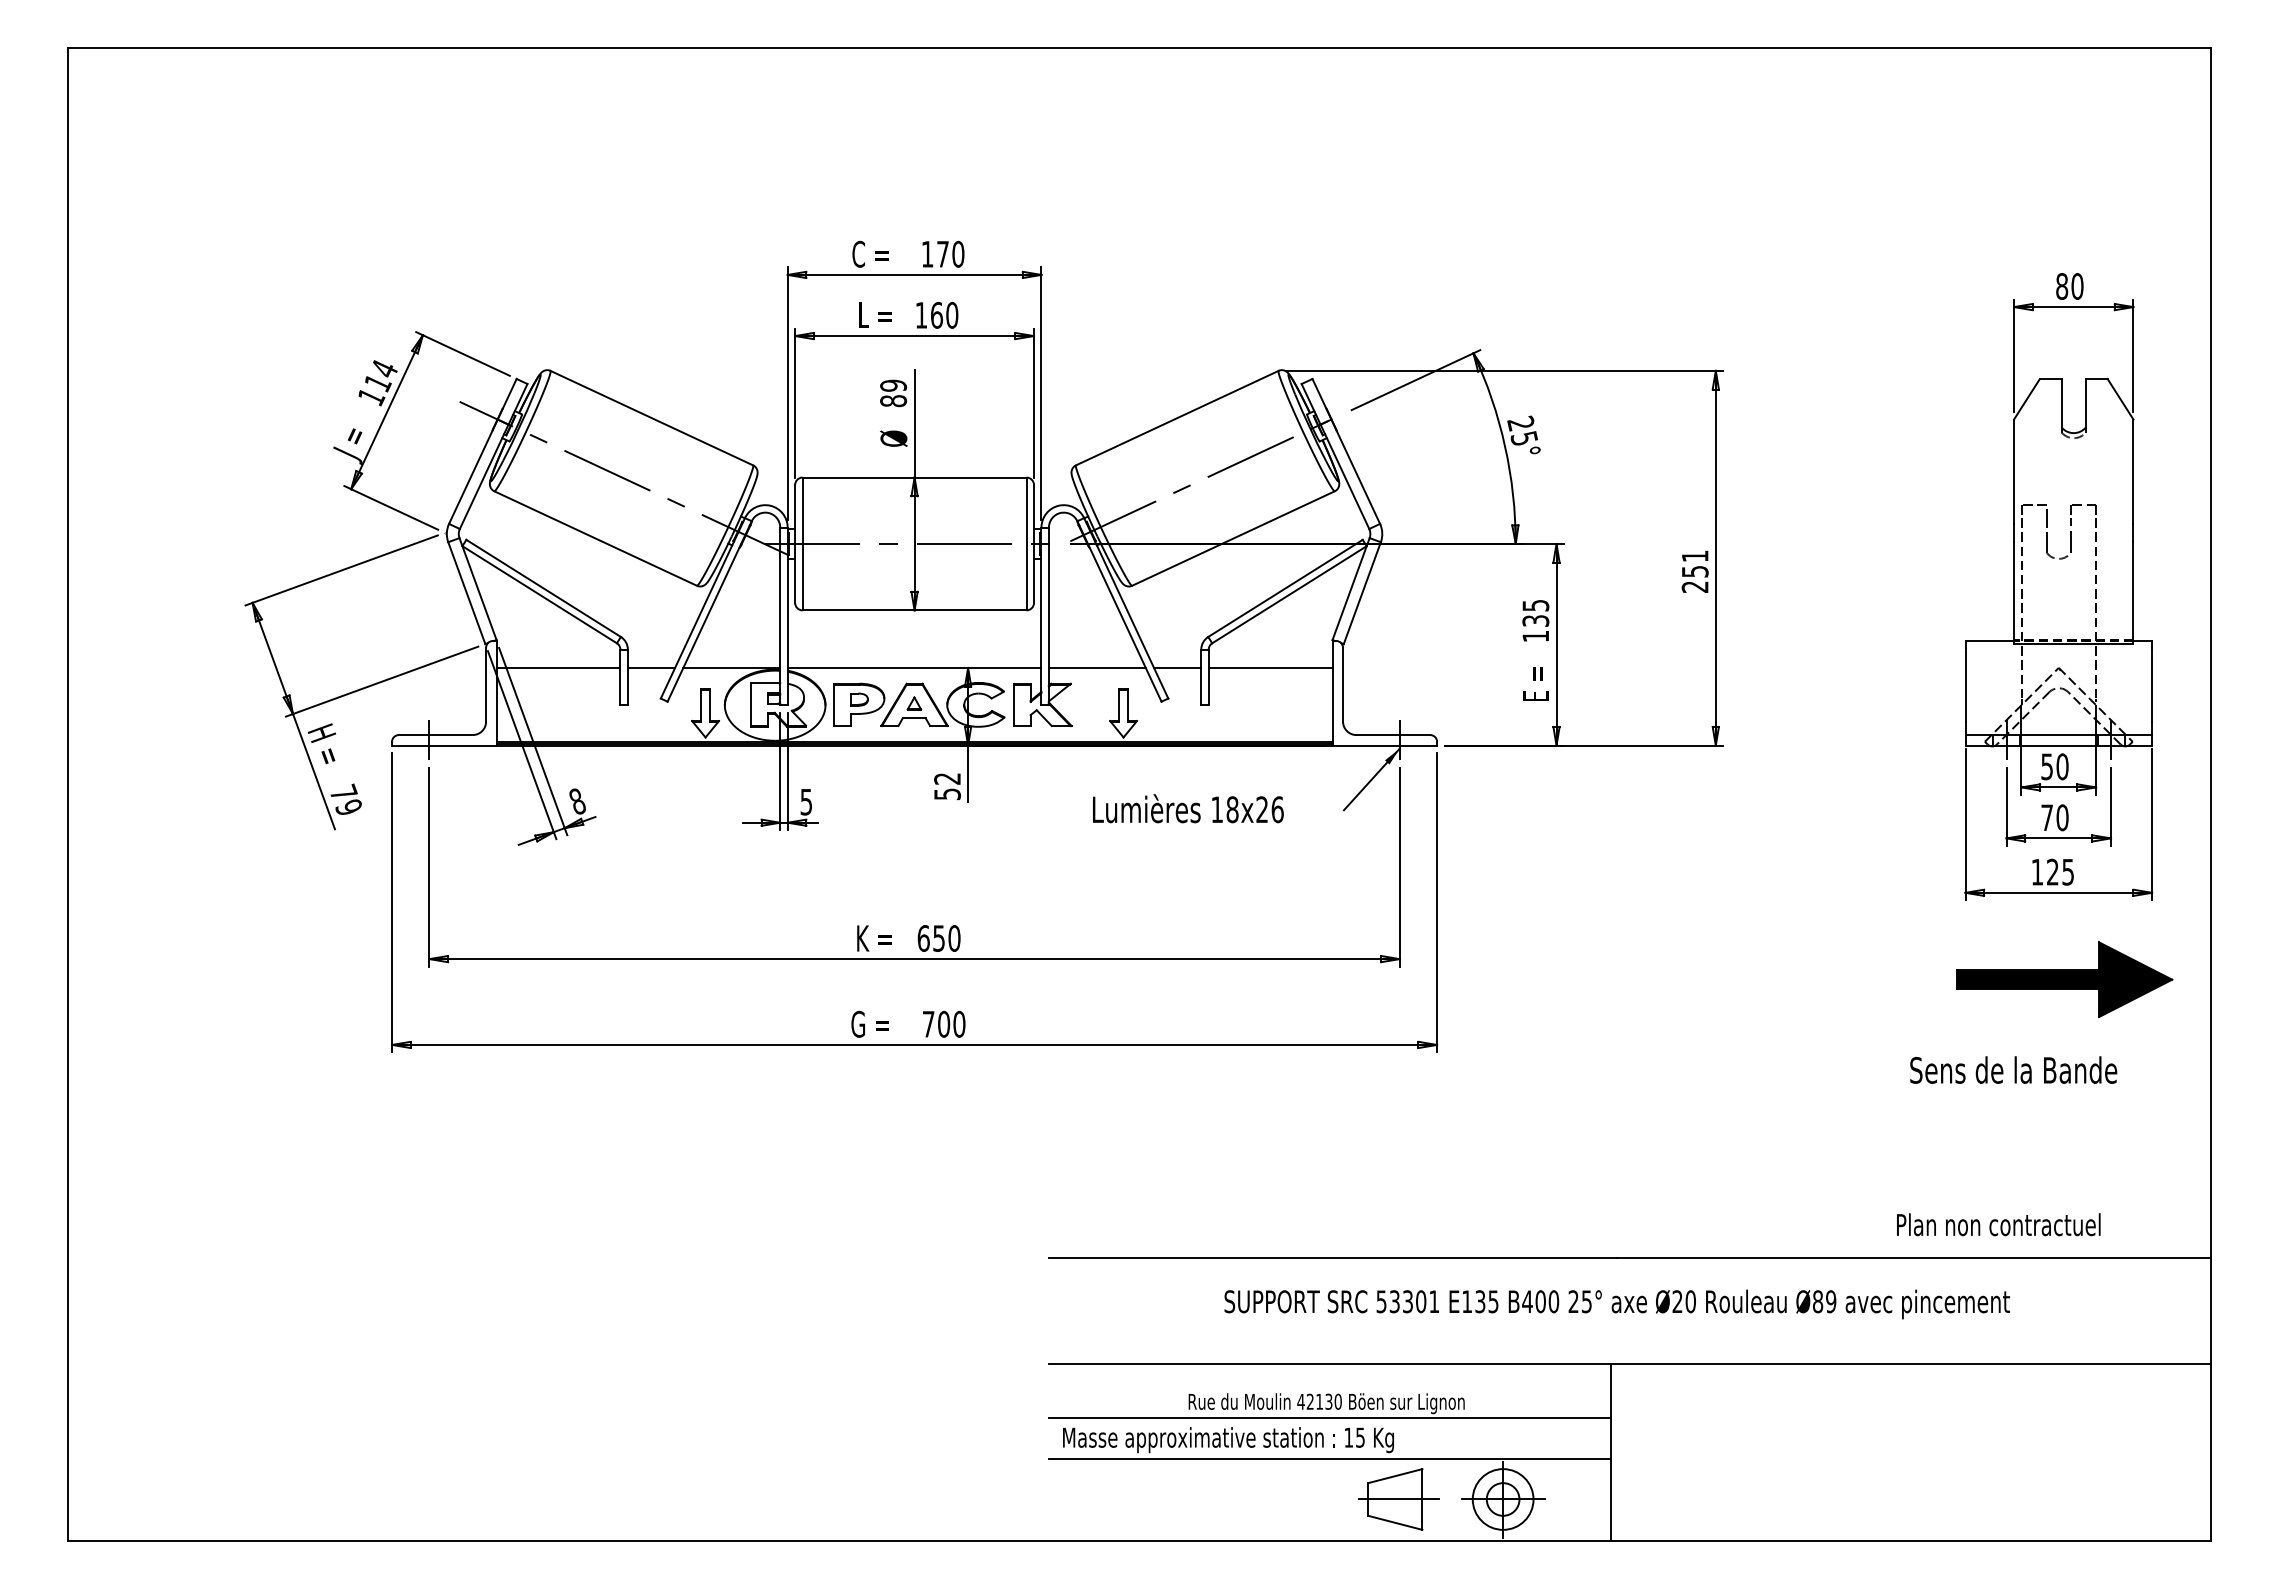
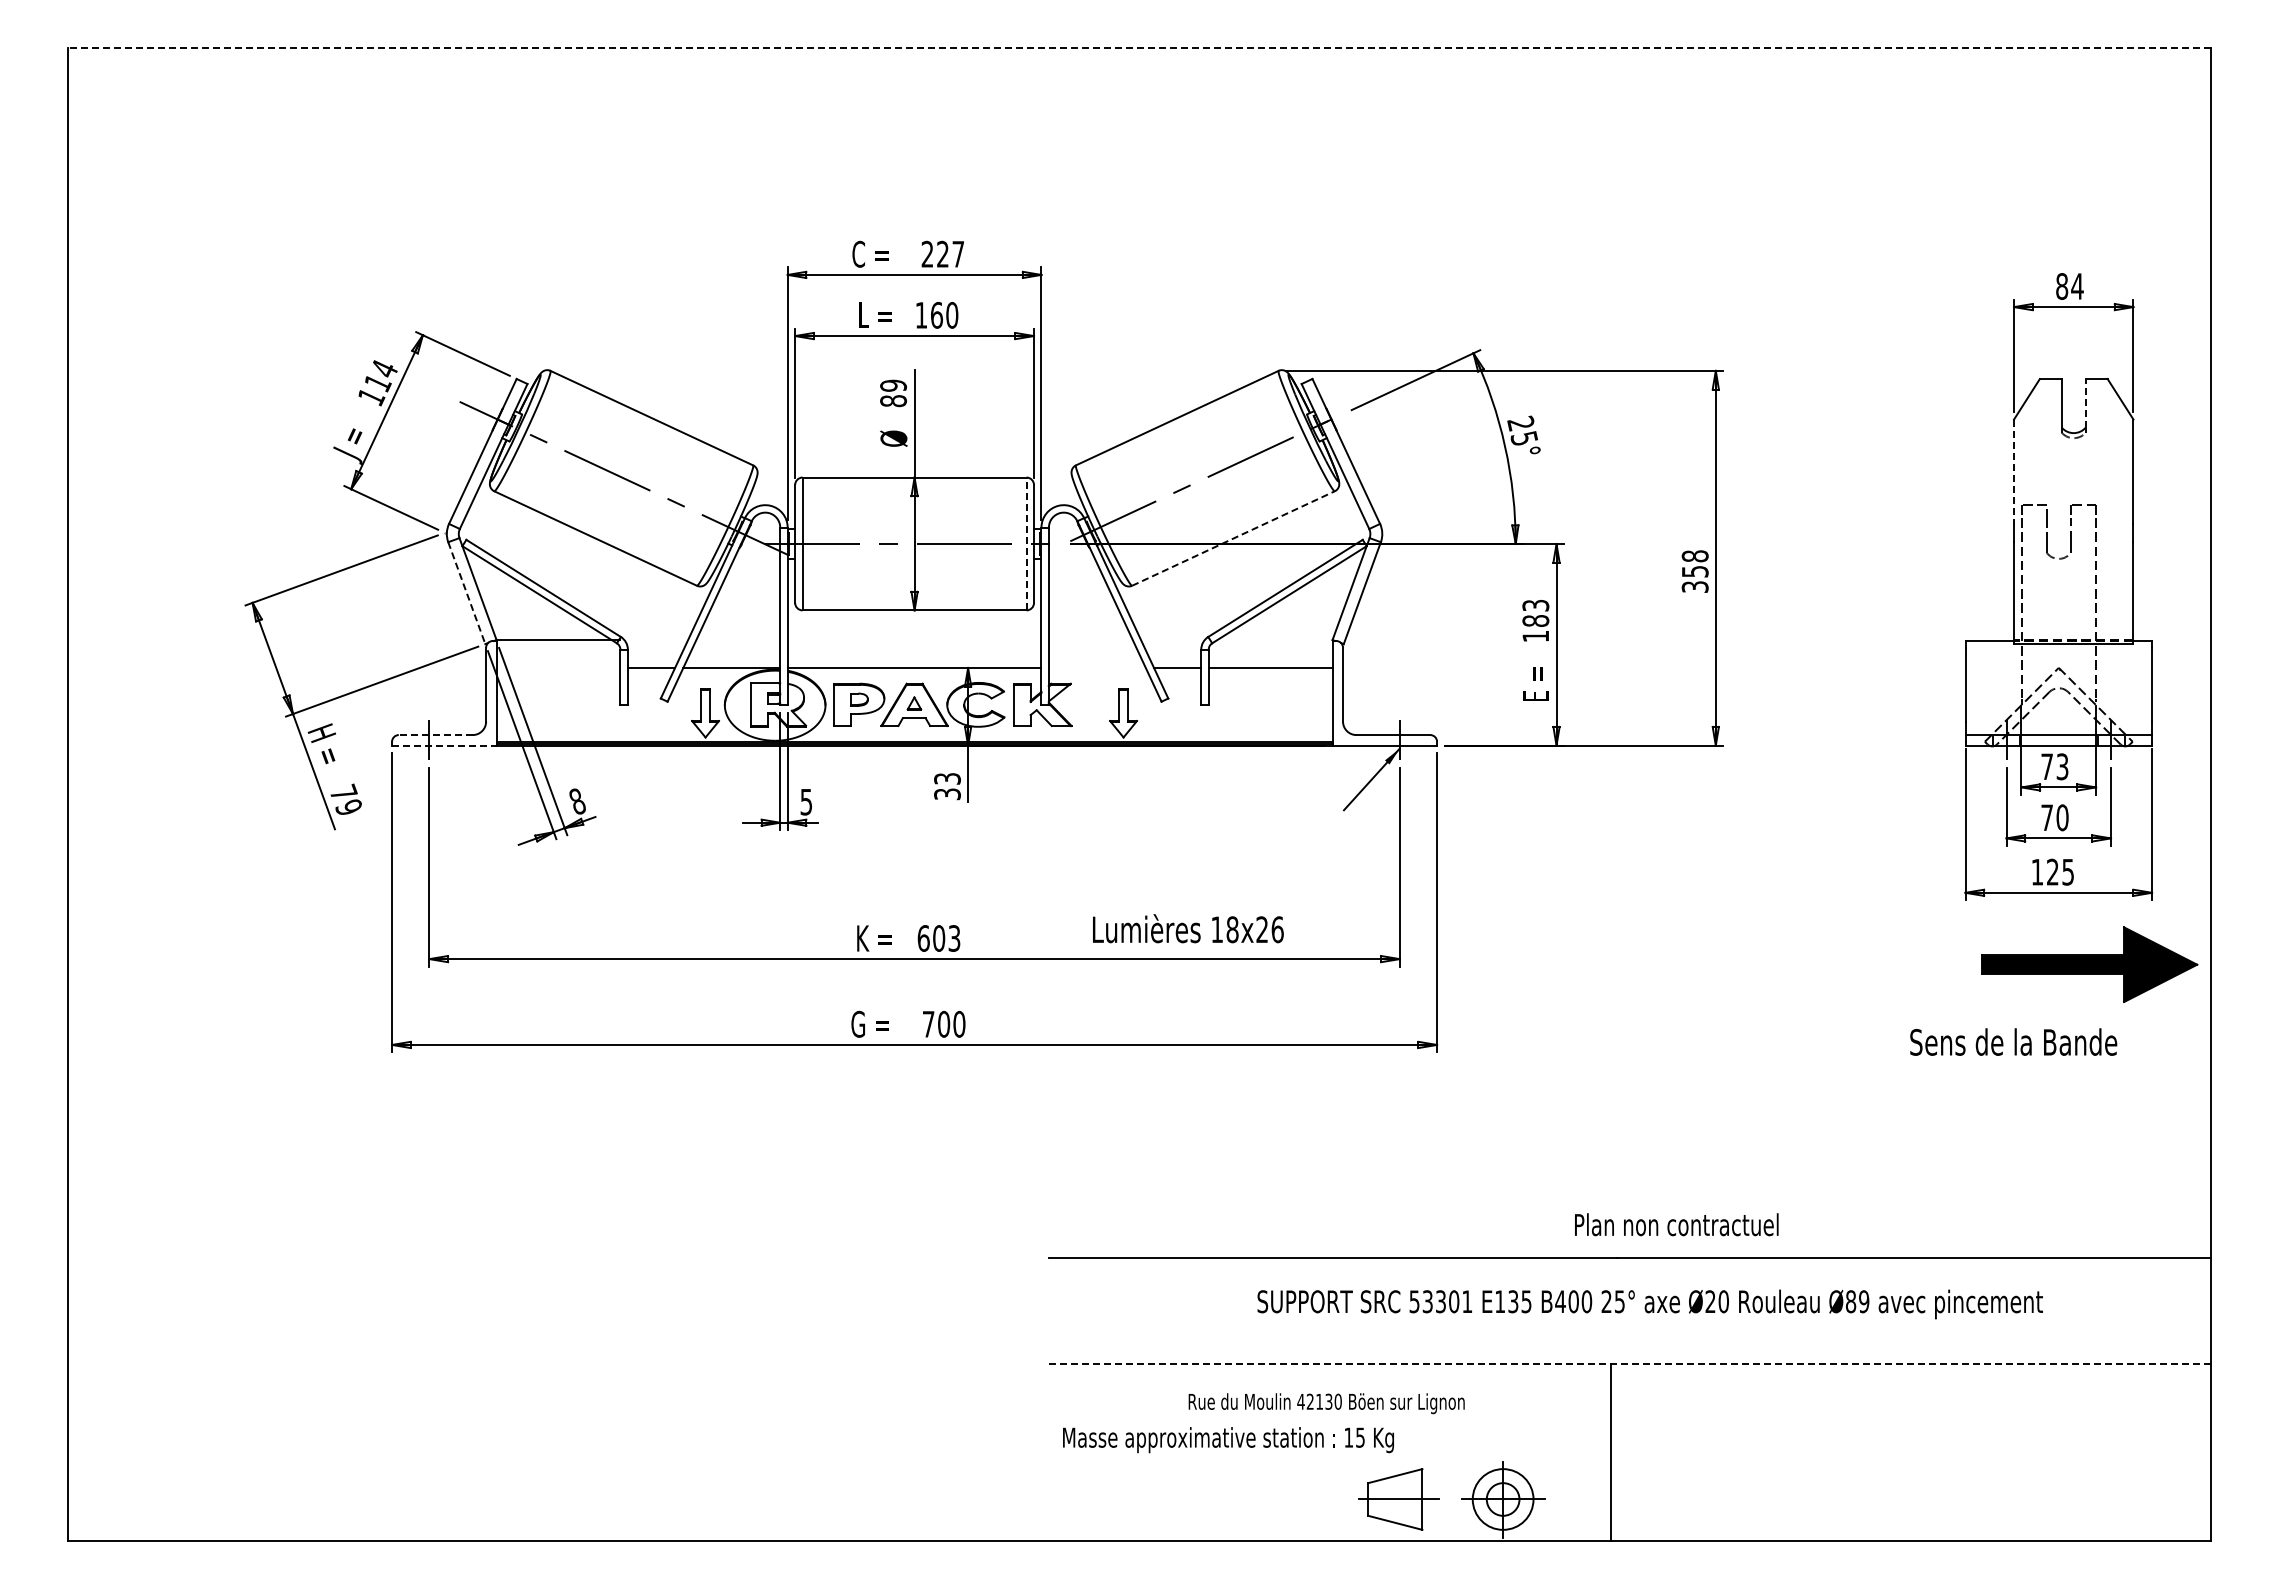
line: solid -> dashed (1139, 47)
text: 170 -> 227 (942, 253)
text: 80 -> 84 (2077, 286)
line: solid -> dashed (2085, 402)
line: solid -> dashed (2014, 472)
line: solid -> dashed (1233, 538)
line: solid -> dashed (1026, 543)
text: 251 -> 358 (1694, 571)
line: solid -> dashed (466, 593)
text: 135 -> 183 (1535, 612)
line position: (558, 667) -> (558, 639) (558, 639)
line: present -> none (1096, 667)
line: solid -> dashed (435, 735)
line: solid -> dashed (444, 745)
text: 50 -> 73 (2054, 766)
text: 52 -> 33 (947, 786)
text position: (1188, 808) -> (1188, 928) (1188, 928)
text: 650 -> 603 (946, 938)
part position: (2064, 979) -> (2089, 964) (2089, 964)
text position: (2013, 1069) -> (2013, 1041) (2013, 1041)
text position: (1998, 1224) -> (1676, 1224) (1676, 1224)
text position: (1616, 1304) -> (1649, 1304) (1649, 1304)
line: solid -> dashed (1629, 1364)
line: present -> none (1330, 1418)
line: present -> none (1330, 1459)
